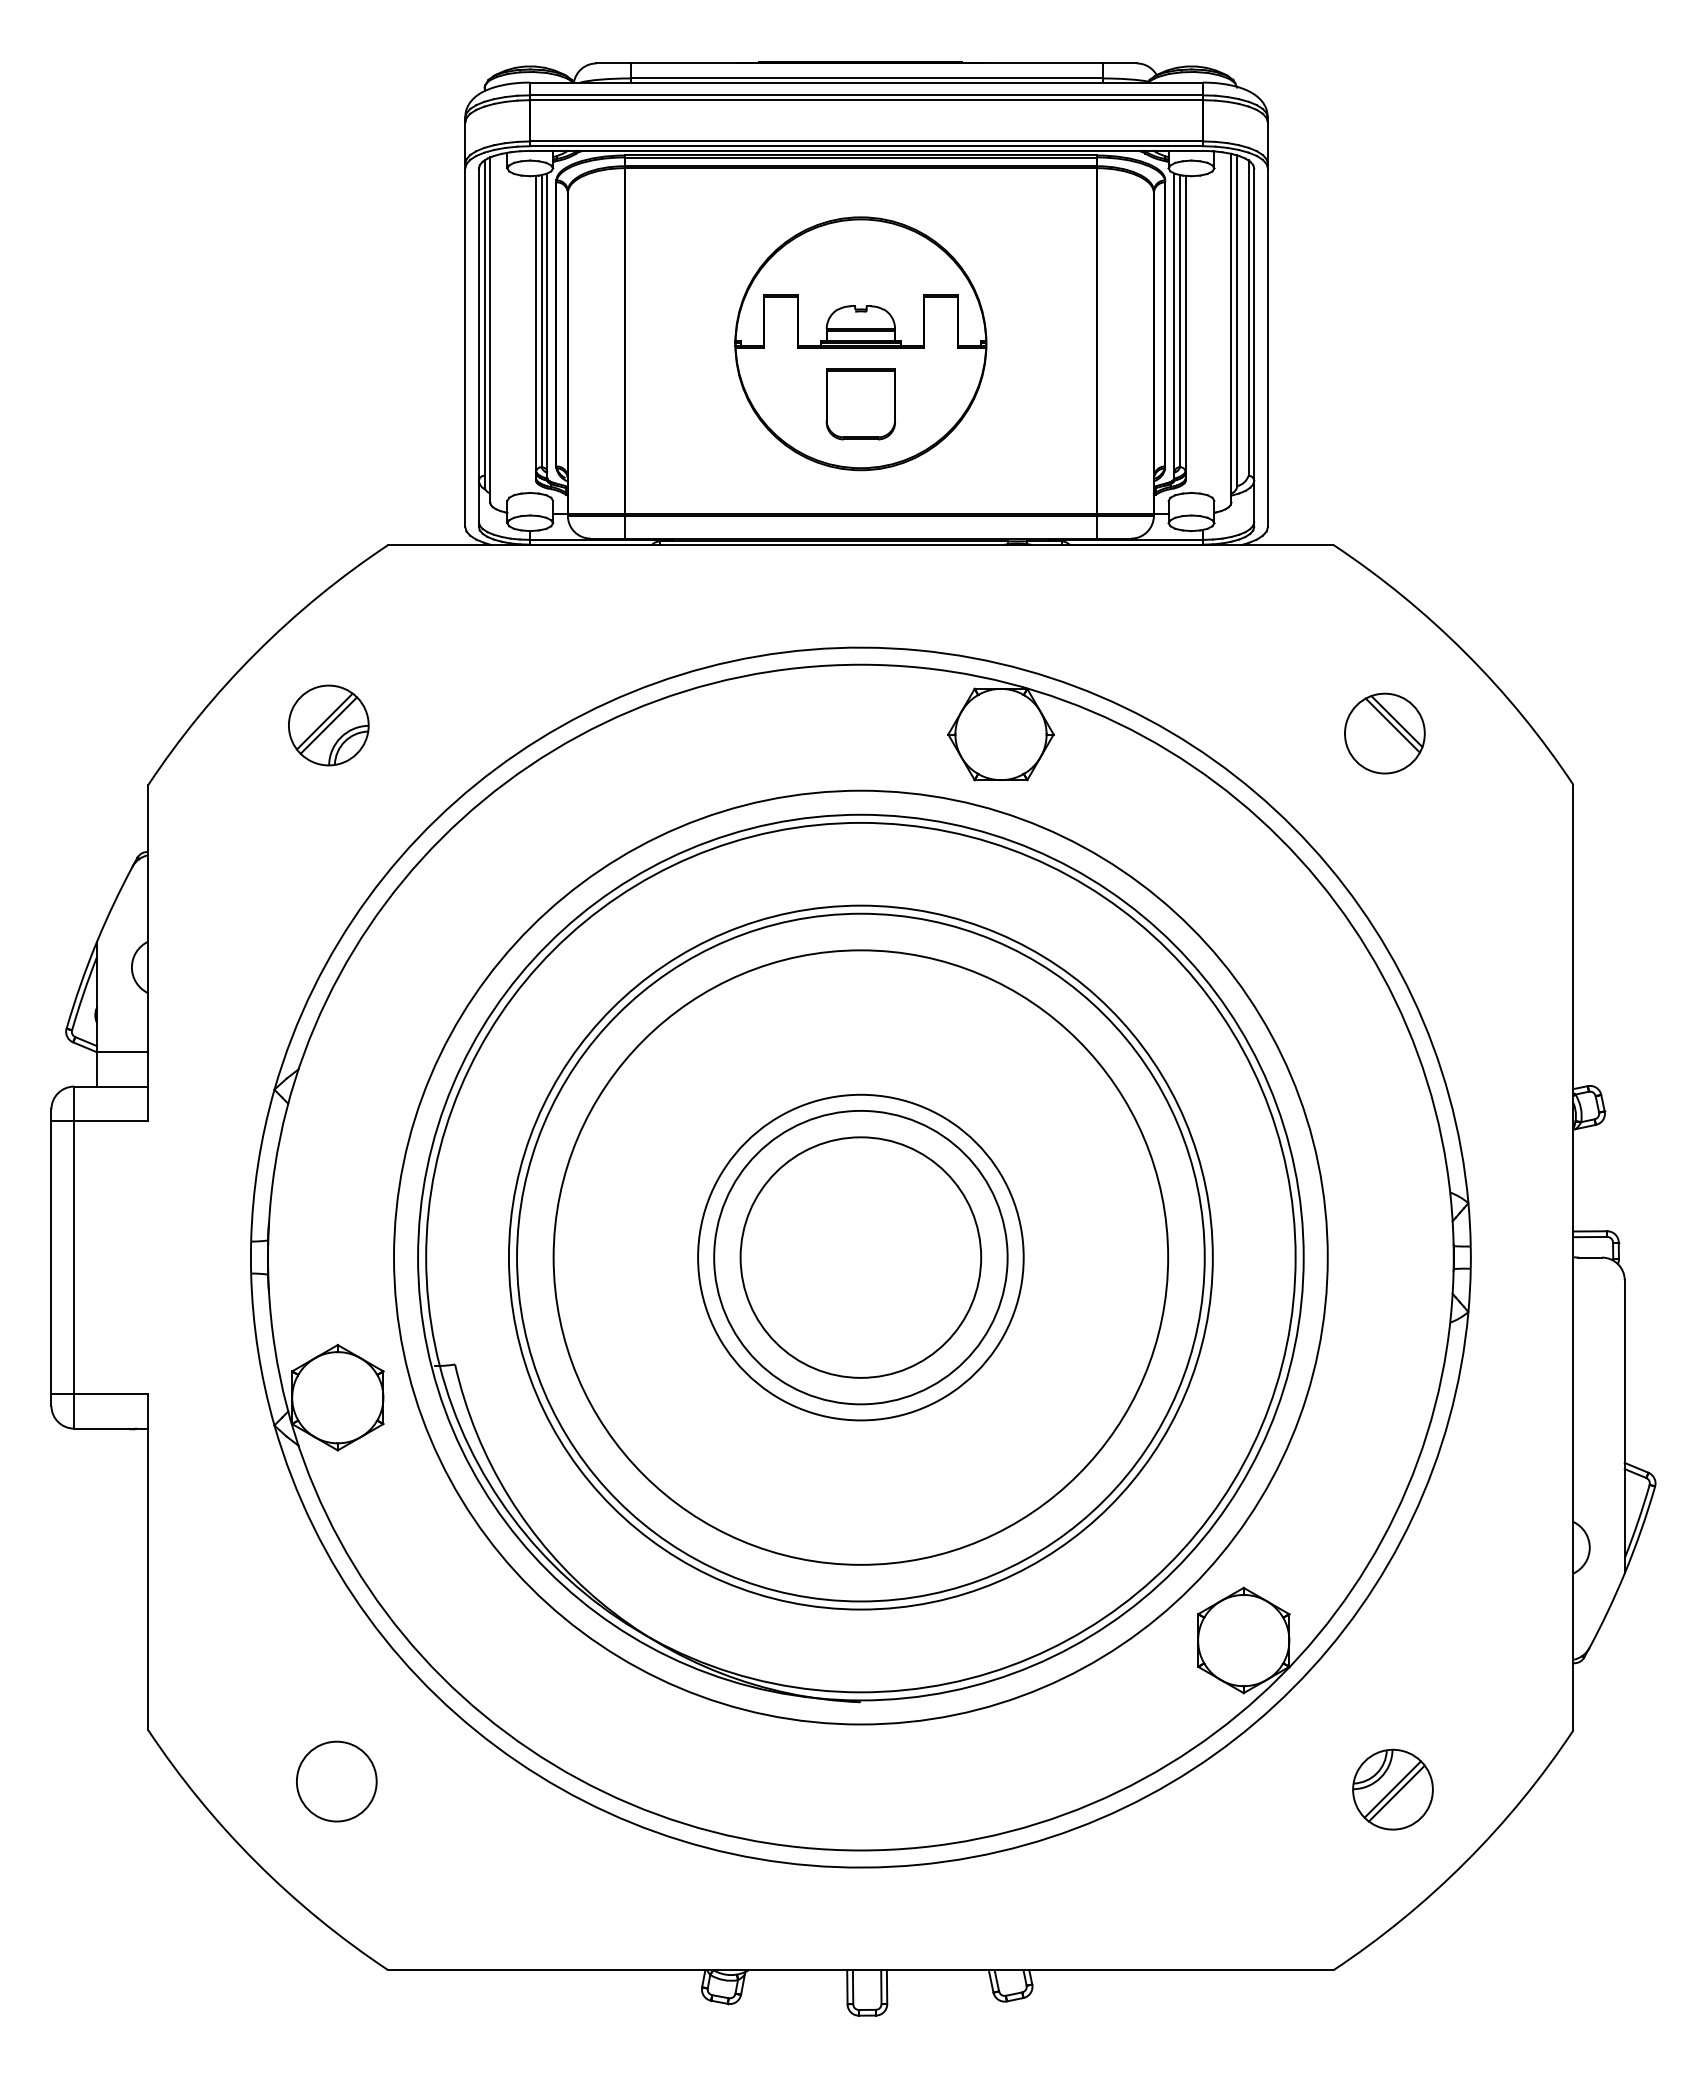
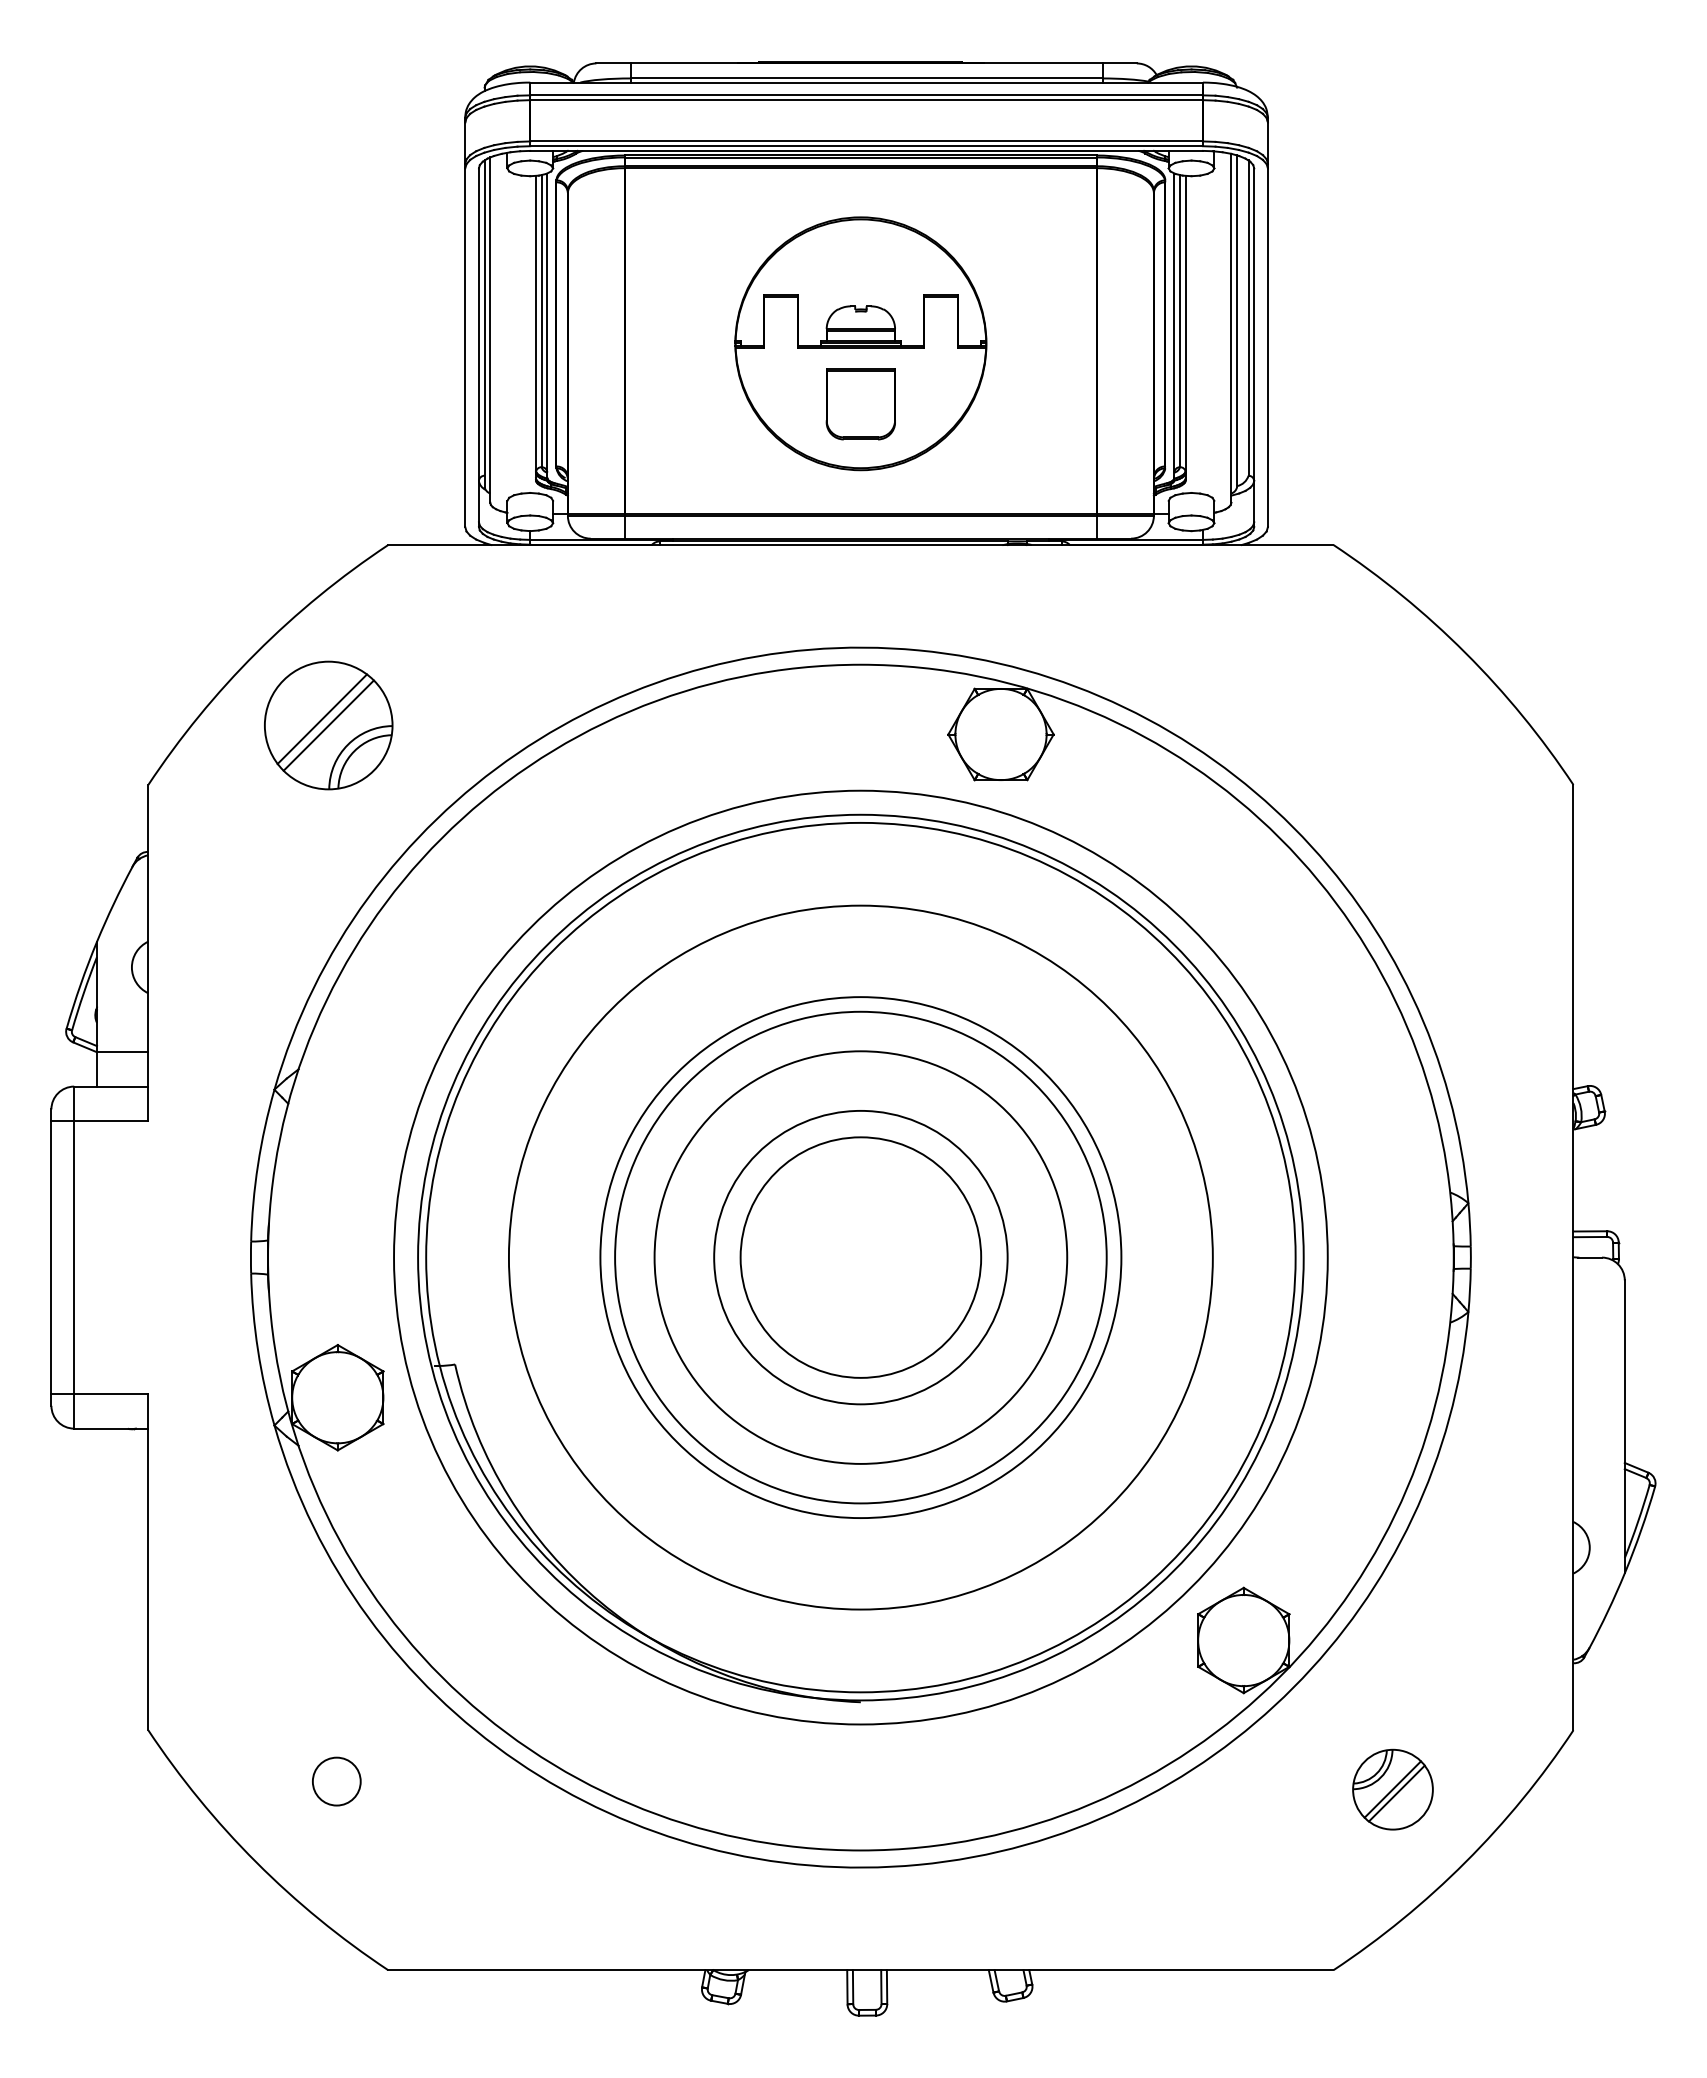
part size: 82x83 px -> 130x131 px (328, 725)
part: present -> none (1384, 733)
circle diameter: 326 px -> 521 px (860, 1257)
circle diameter: 615 px -> 492 px (860, 1257)
circle diameter: 688 px -> 413 px (860, 1257)
circle diameter: 80 px -> 48 px (336, 1781)
